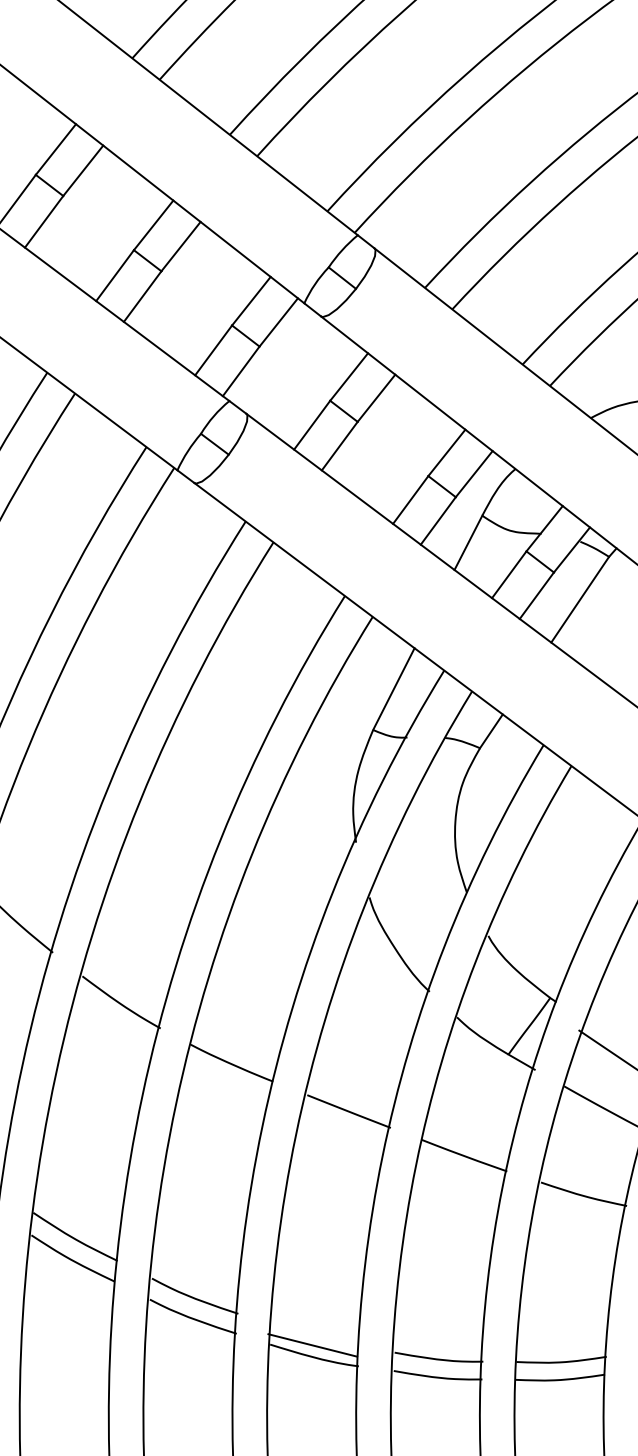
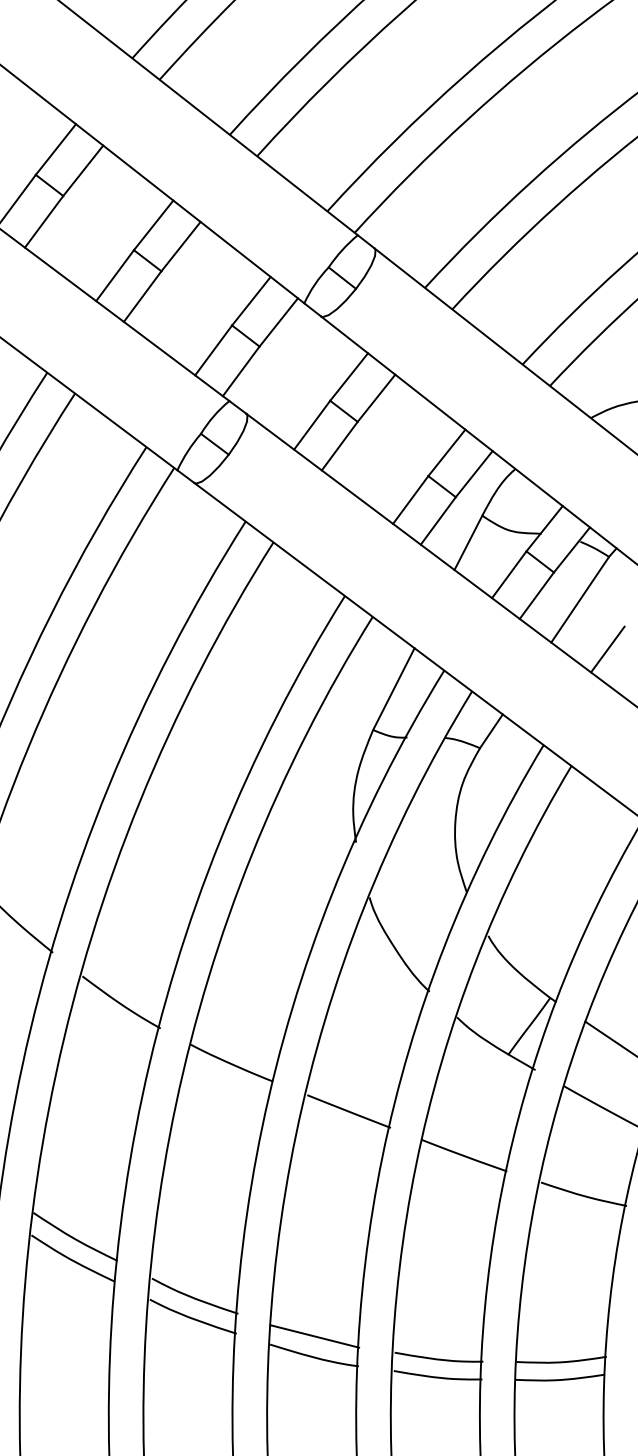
line: none -> present (607, 649)
line position: (606, 1048) -> (609, 1037) (609, 1037)
line position: (312, 1345) -> (314, 1336) (314, 1336)
